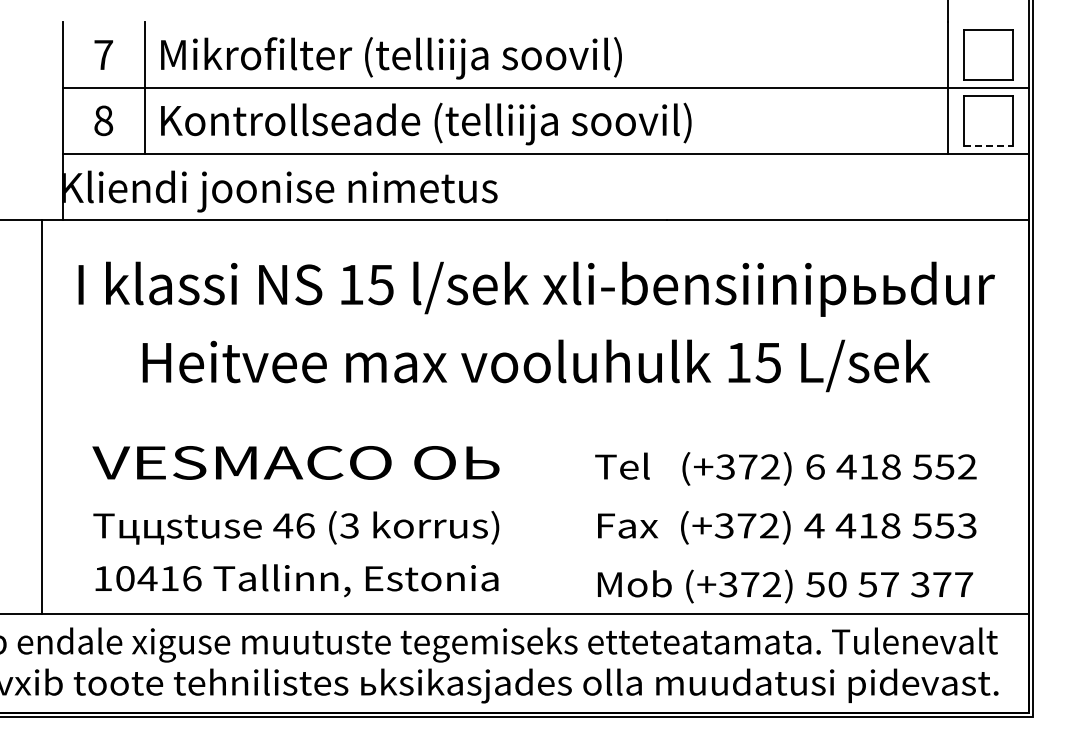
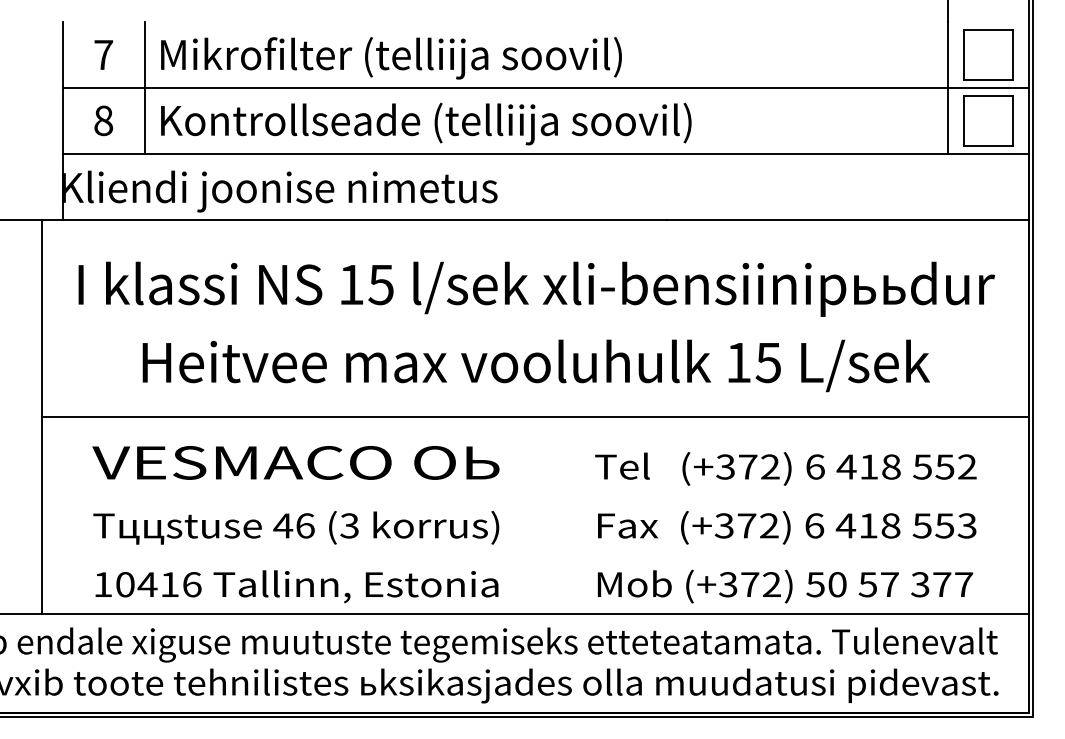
line: dashed -> solid (988, 145)
line: none -> present (535, 416)
text: 4 -> 6 (814, 525)
text position: (296, 580) -> (296, 586) (296, 586)
